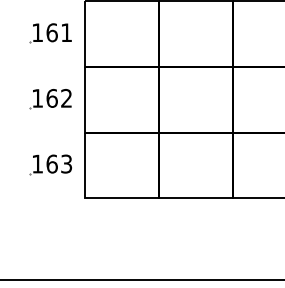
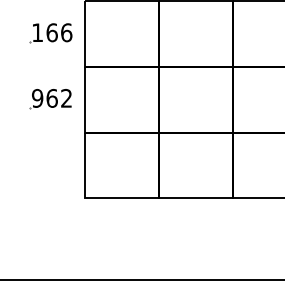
text: 161 -> 166 (66, 32)
text: 162 -> 962 (37, 97)
part: present -> none (50, 164)
